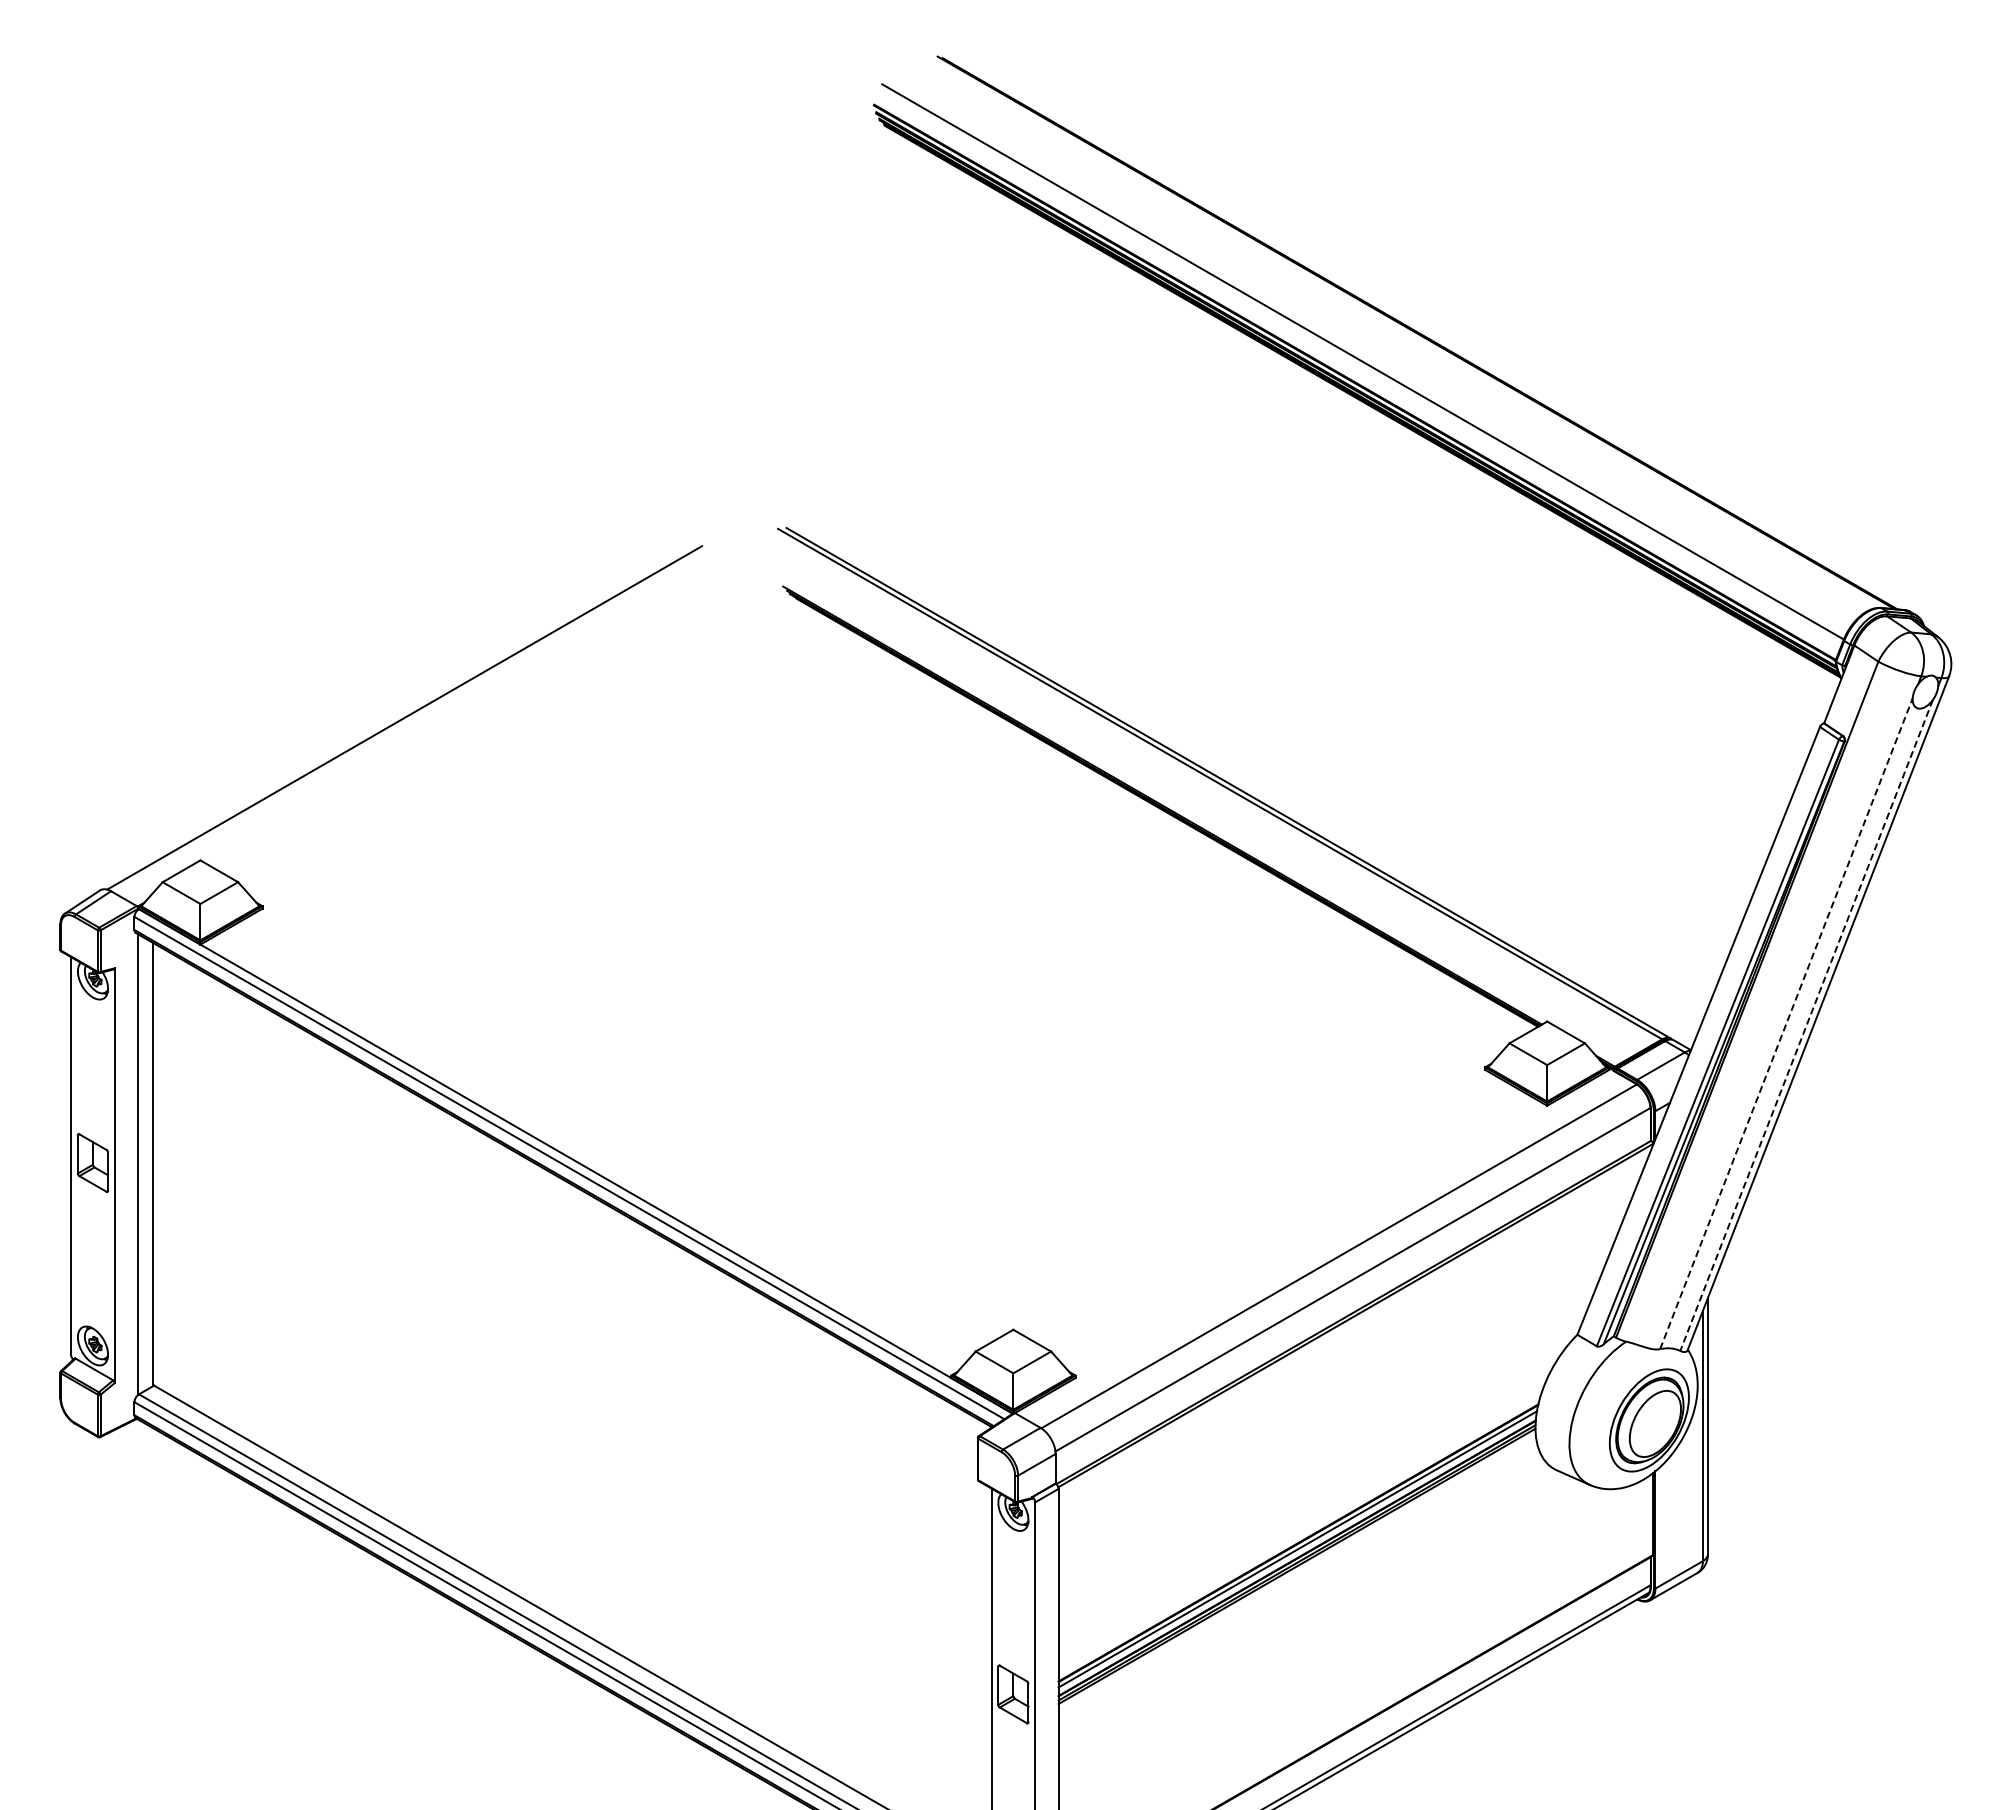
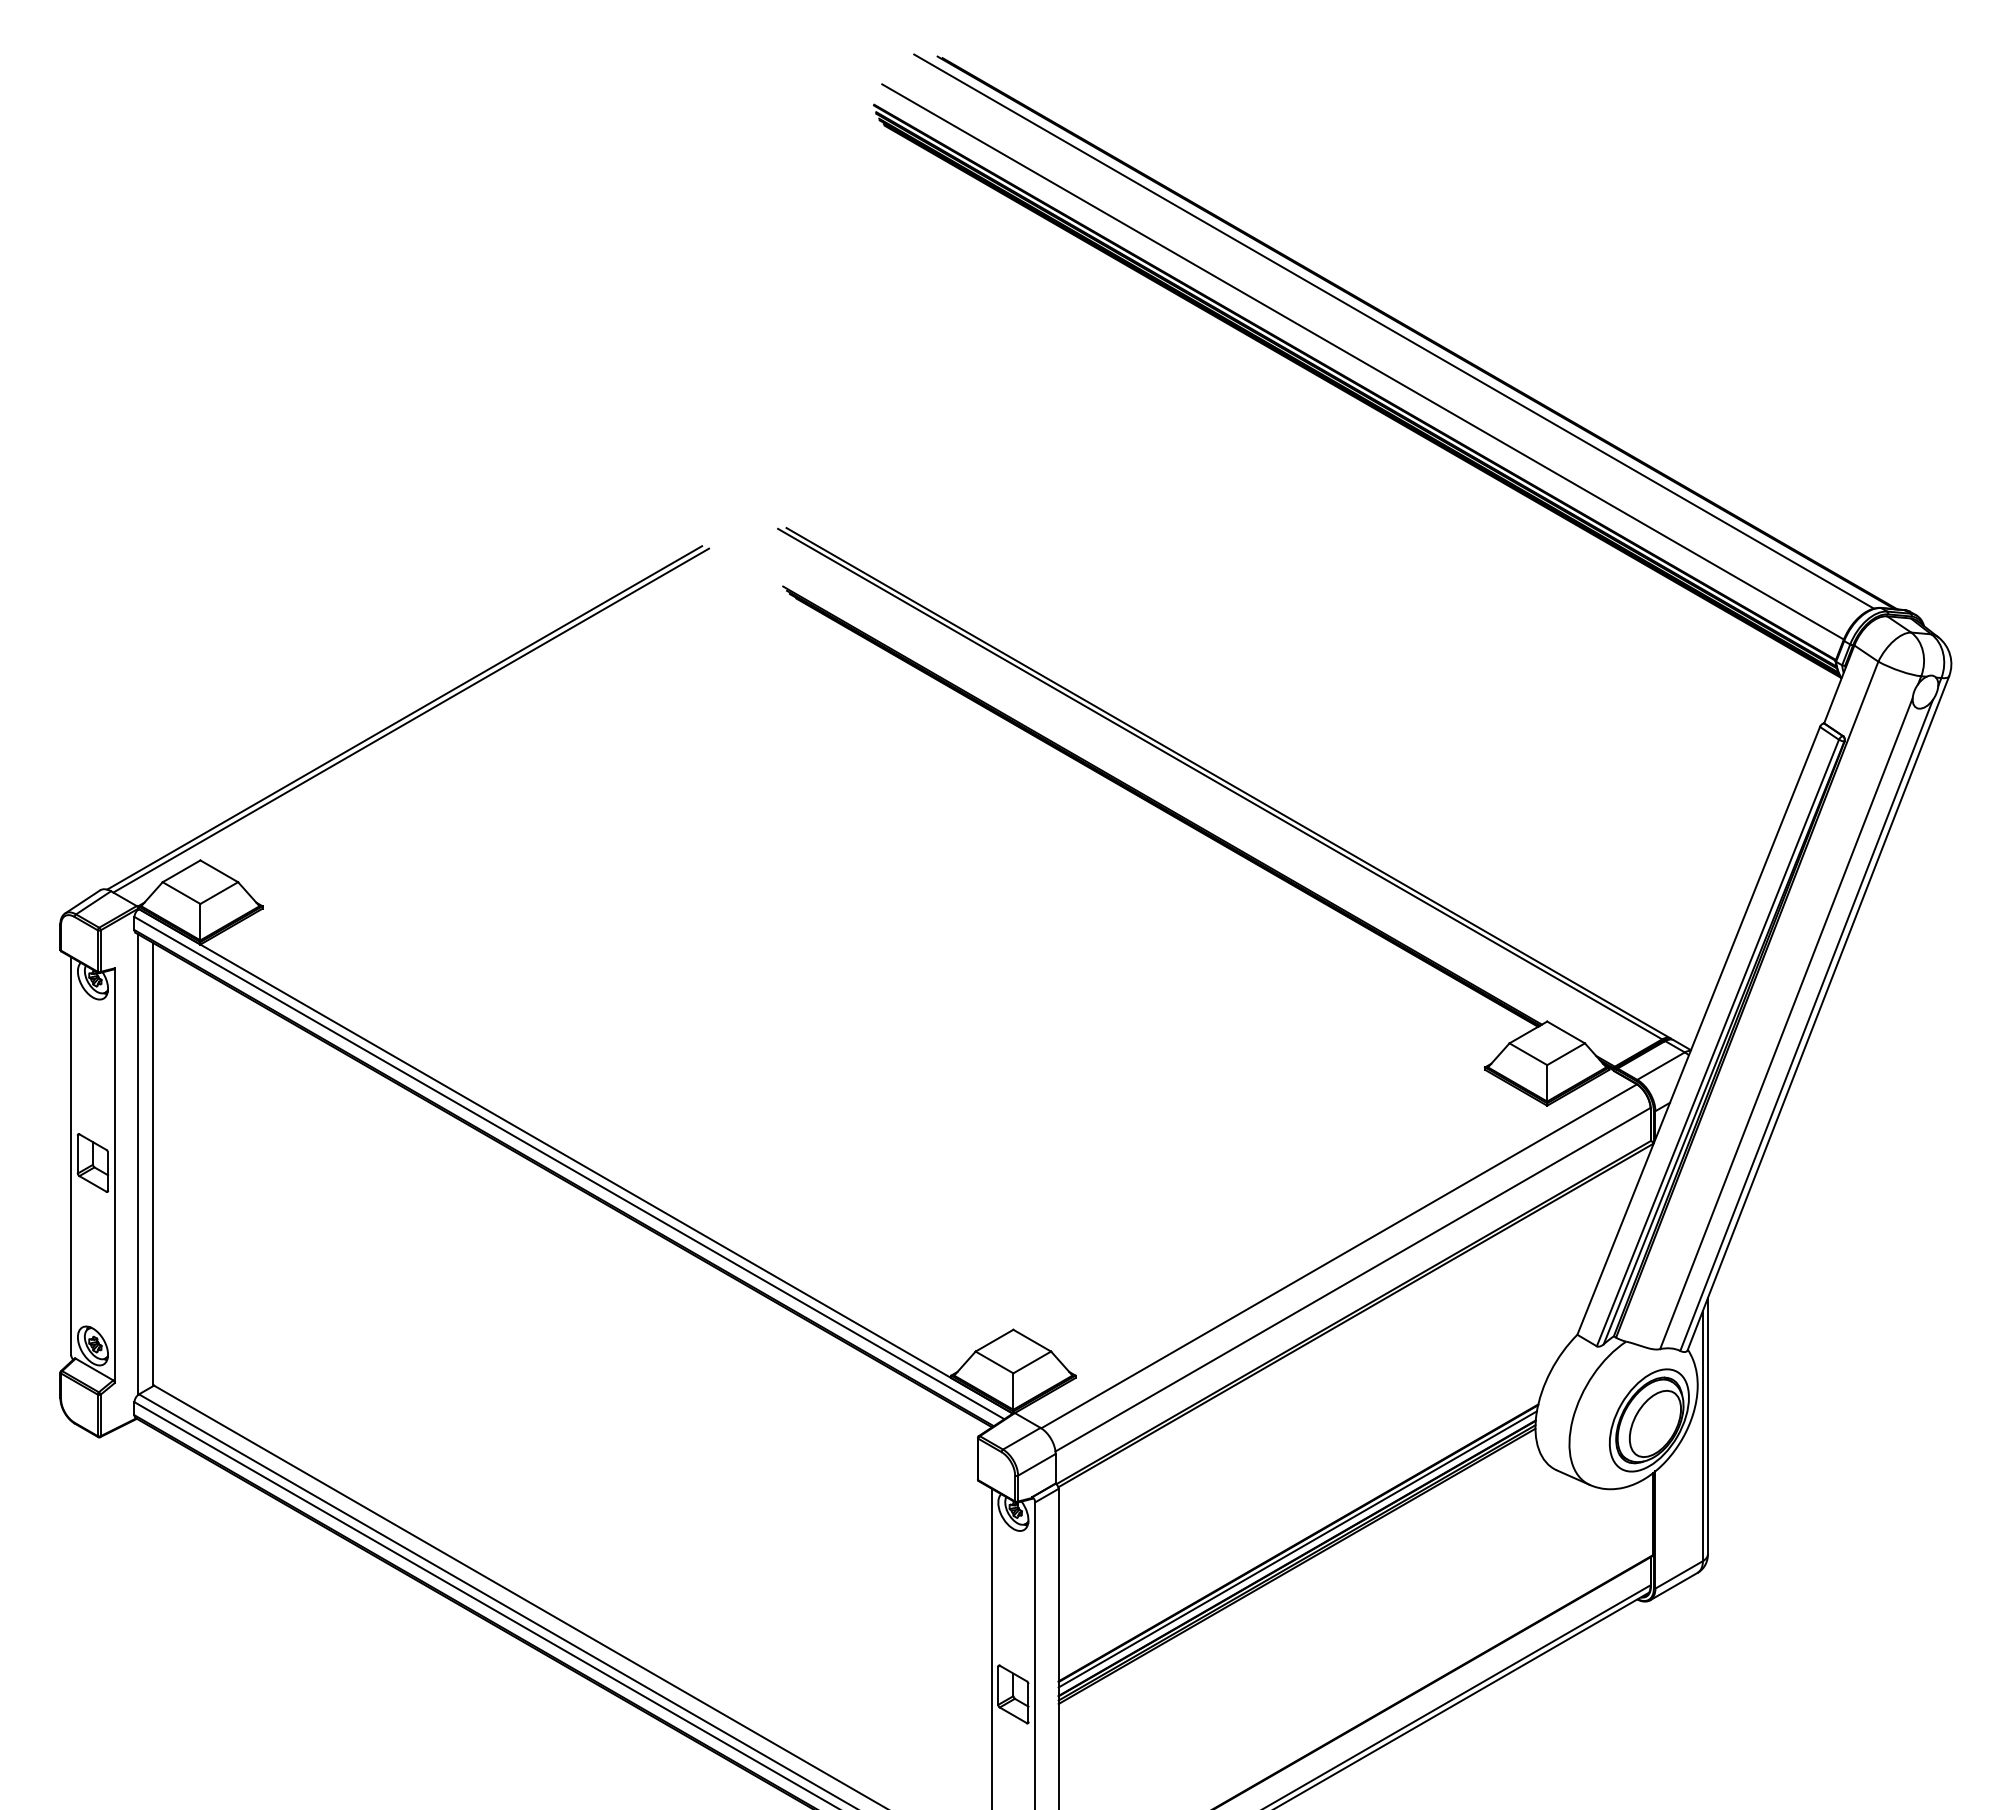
line: none -> present (1393, 331)
line: none -> present (411, 720)
line: dashed -> solid (1786, 1023)
line: dashed -> solid (1806, 1025)
